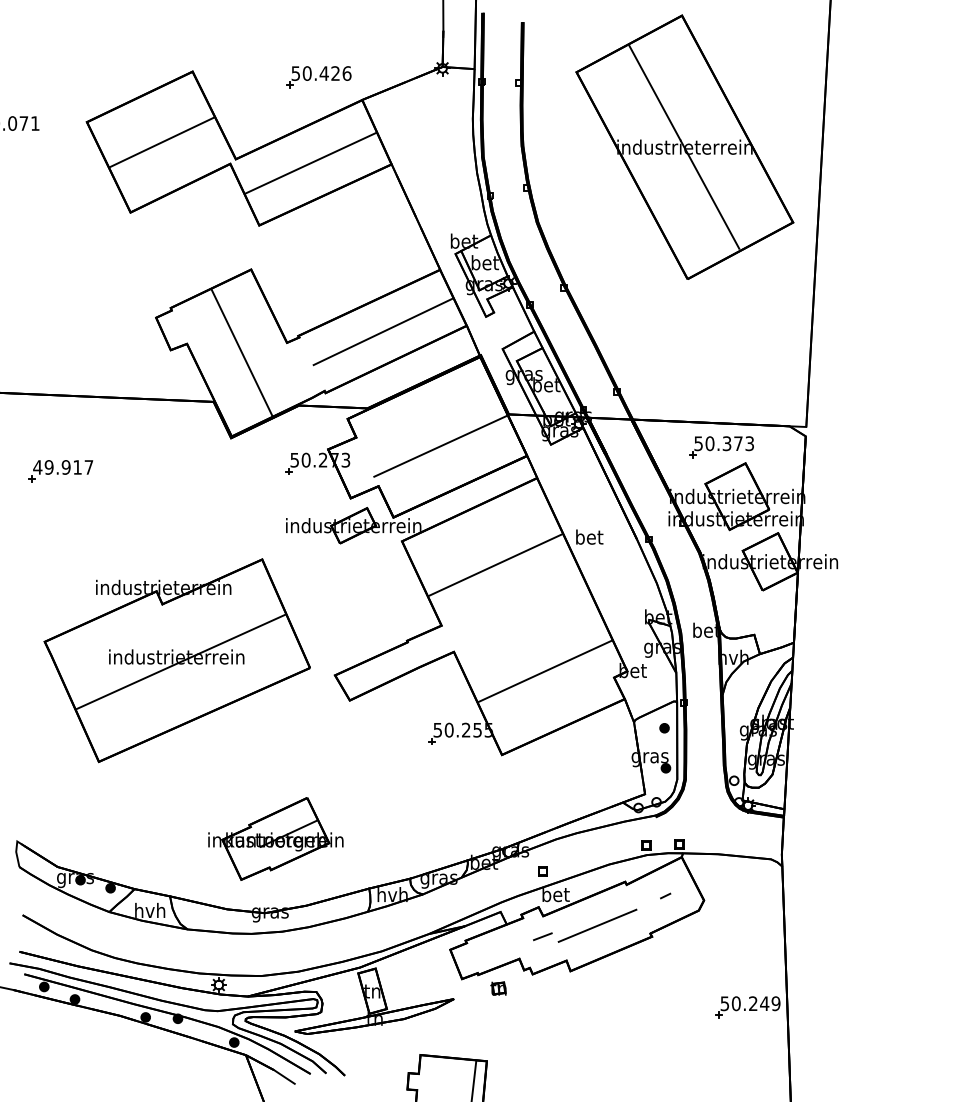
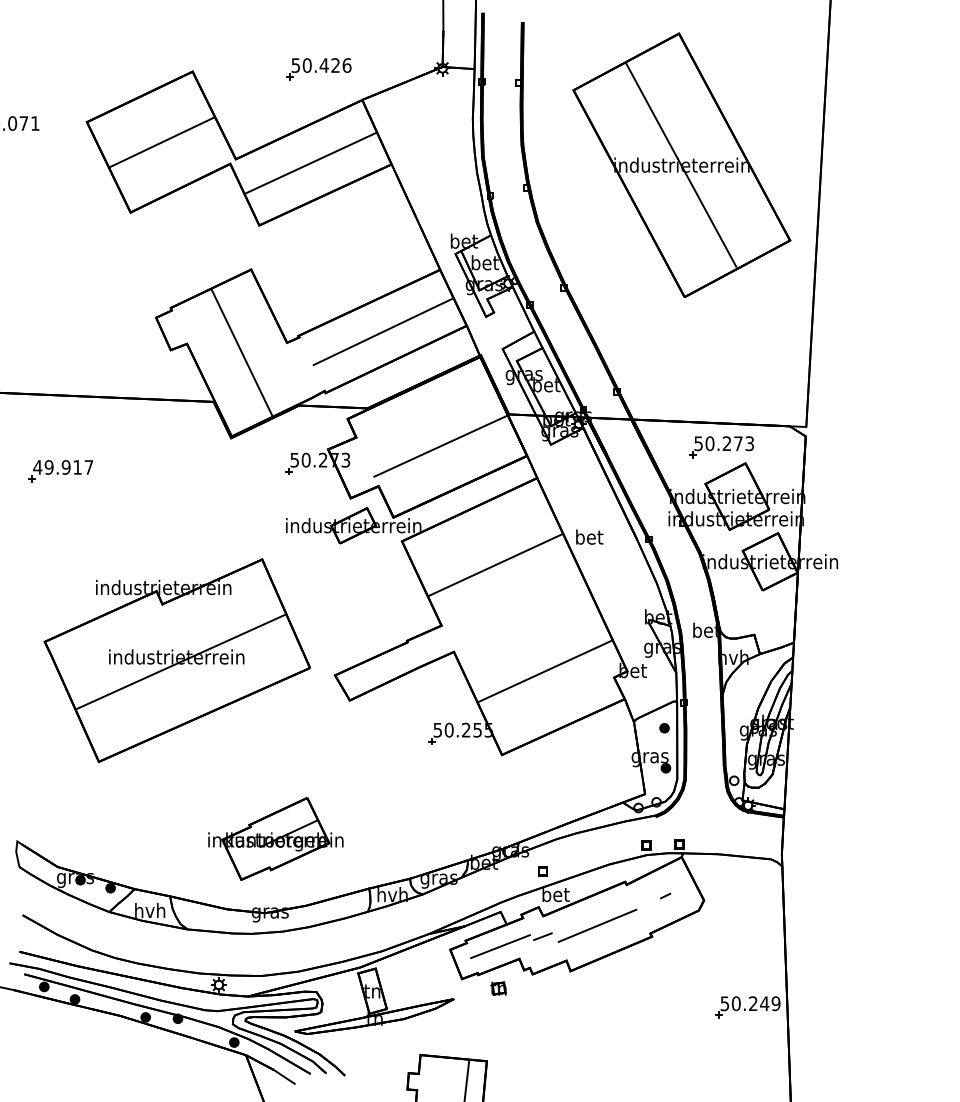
part position: (318, 77) -> (318, 69) (318, 69)
part position: (684, 146) -> (681, 164) (681, 164)
text: 50.373 -> 50.273 (726, 443)
line: none -> present (500, 946)
line position: (473, 1079) -> (466, 1079) (466, 1079)
